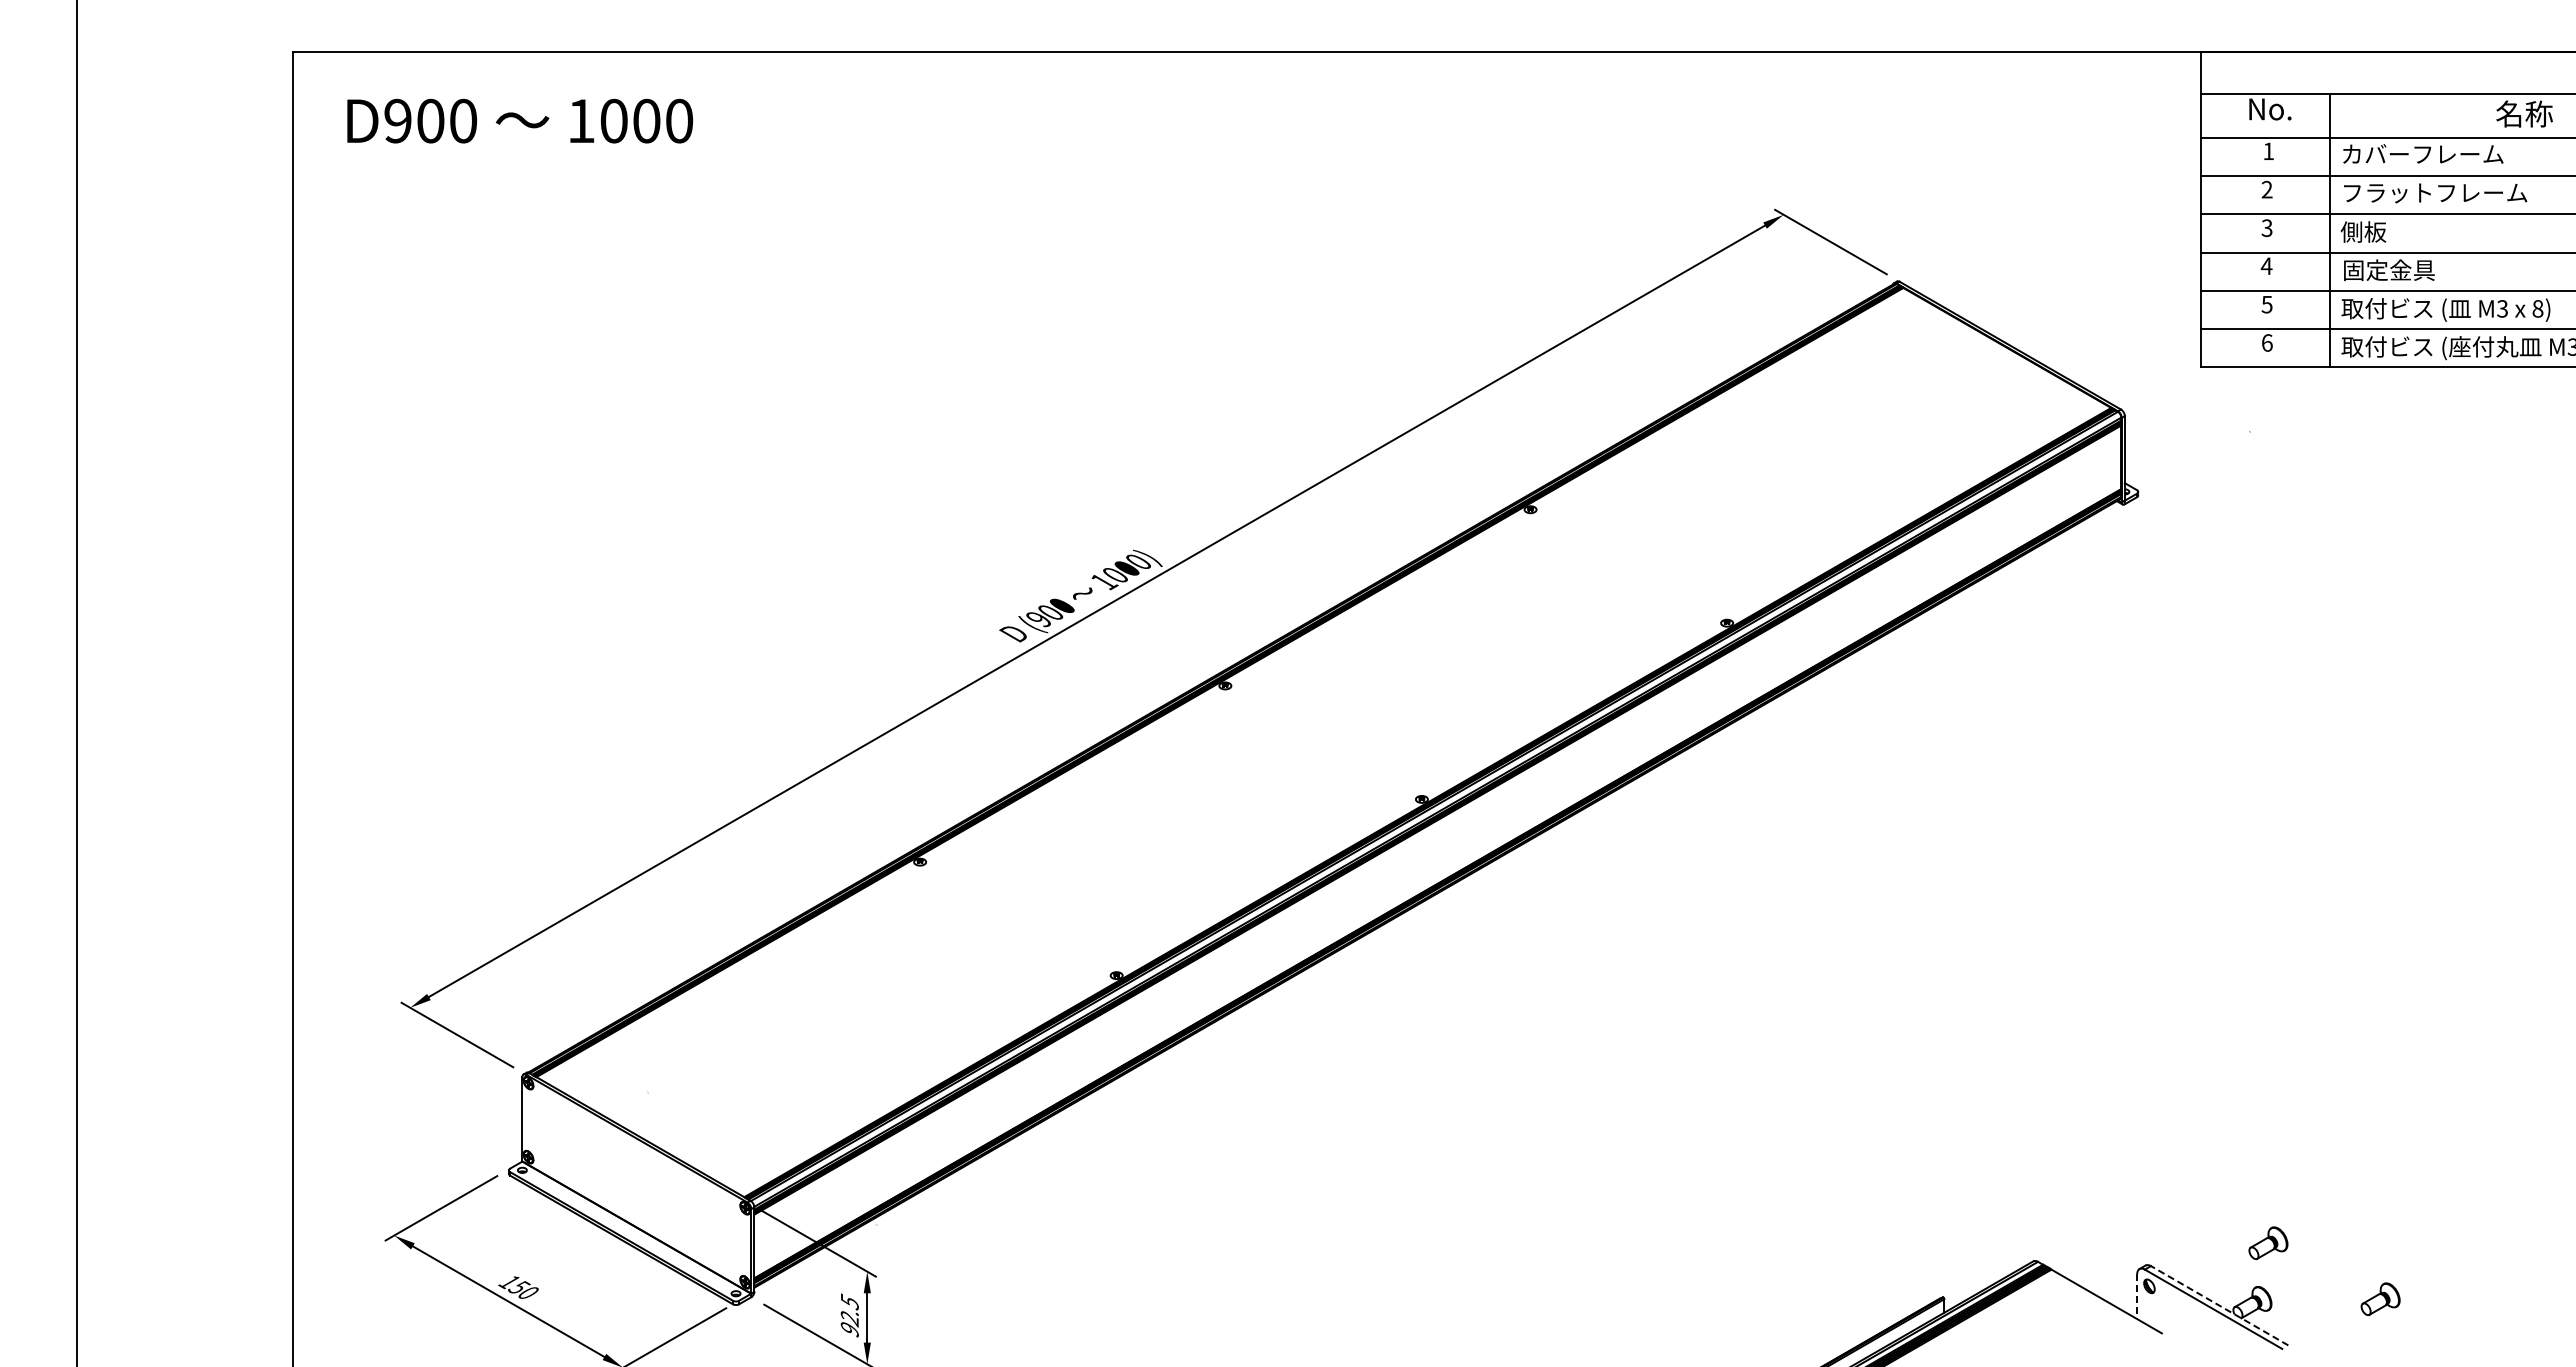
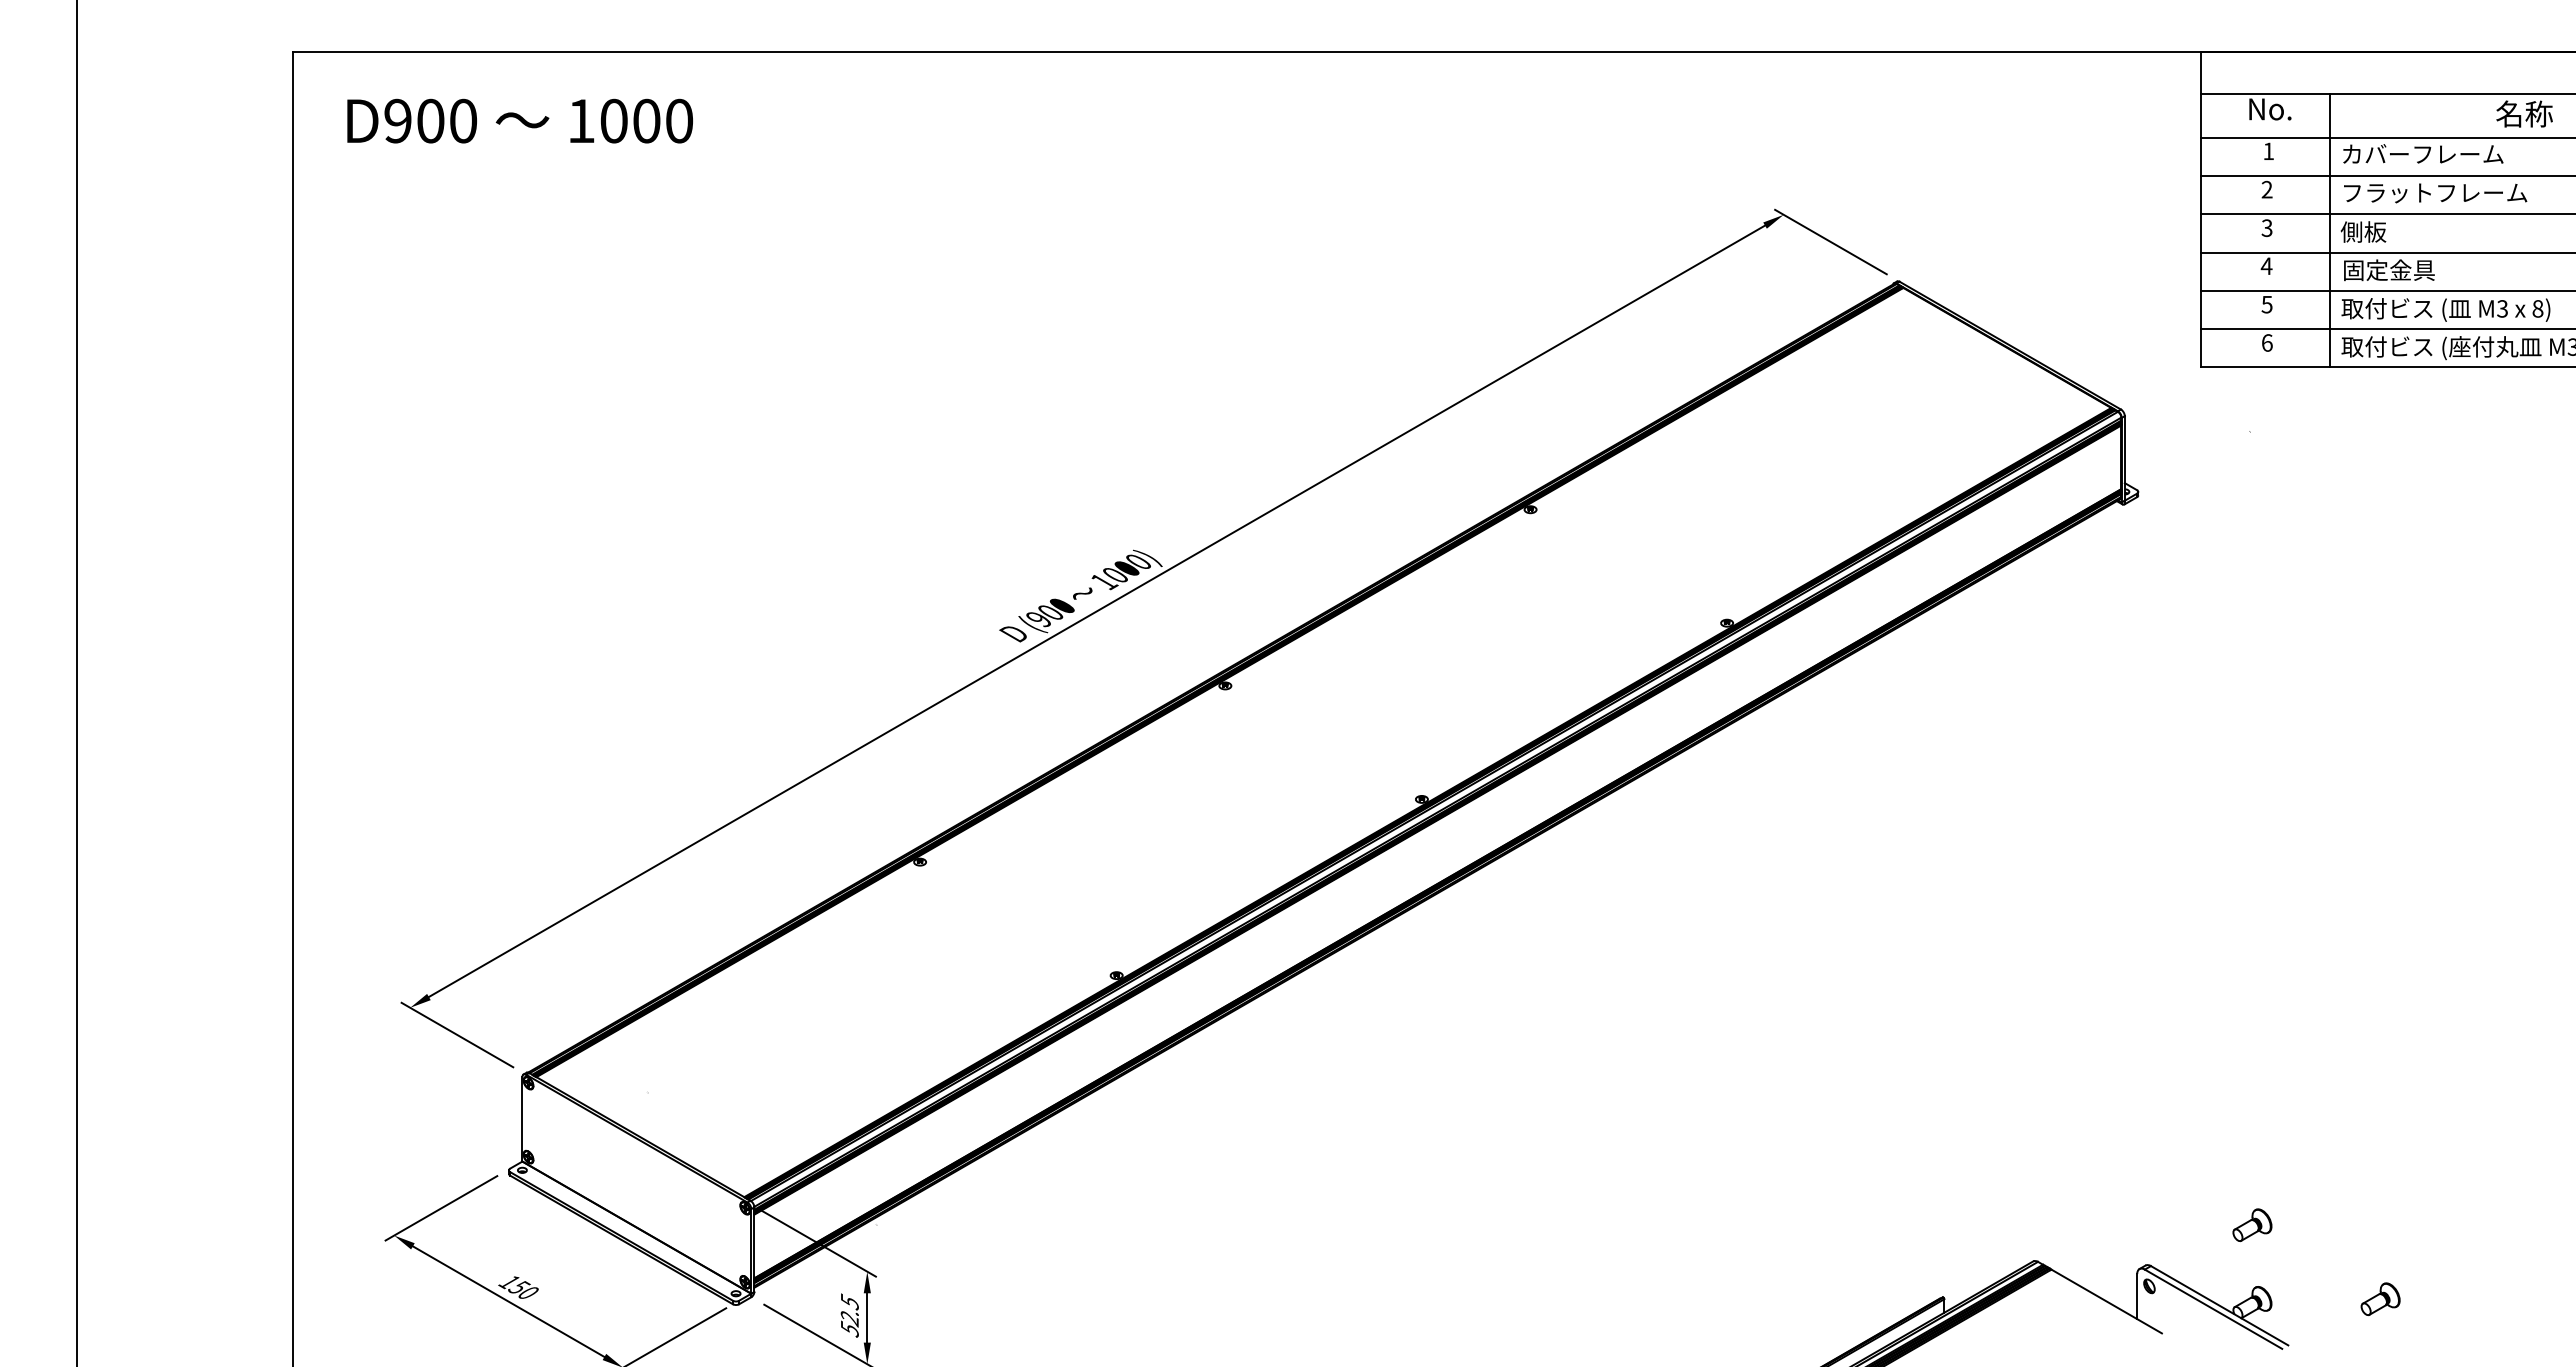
part position: (2268, 1243) -> (2252, 1225) (2252, 1225)
line: dashed -> solid (2137, 1296)
line: dashed -> solid (2219, 1305)
text: 92.5 -> 52.5 (849, 1328)
